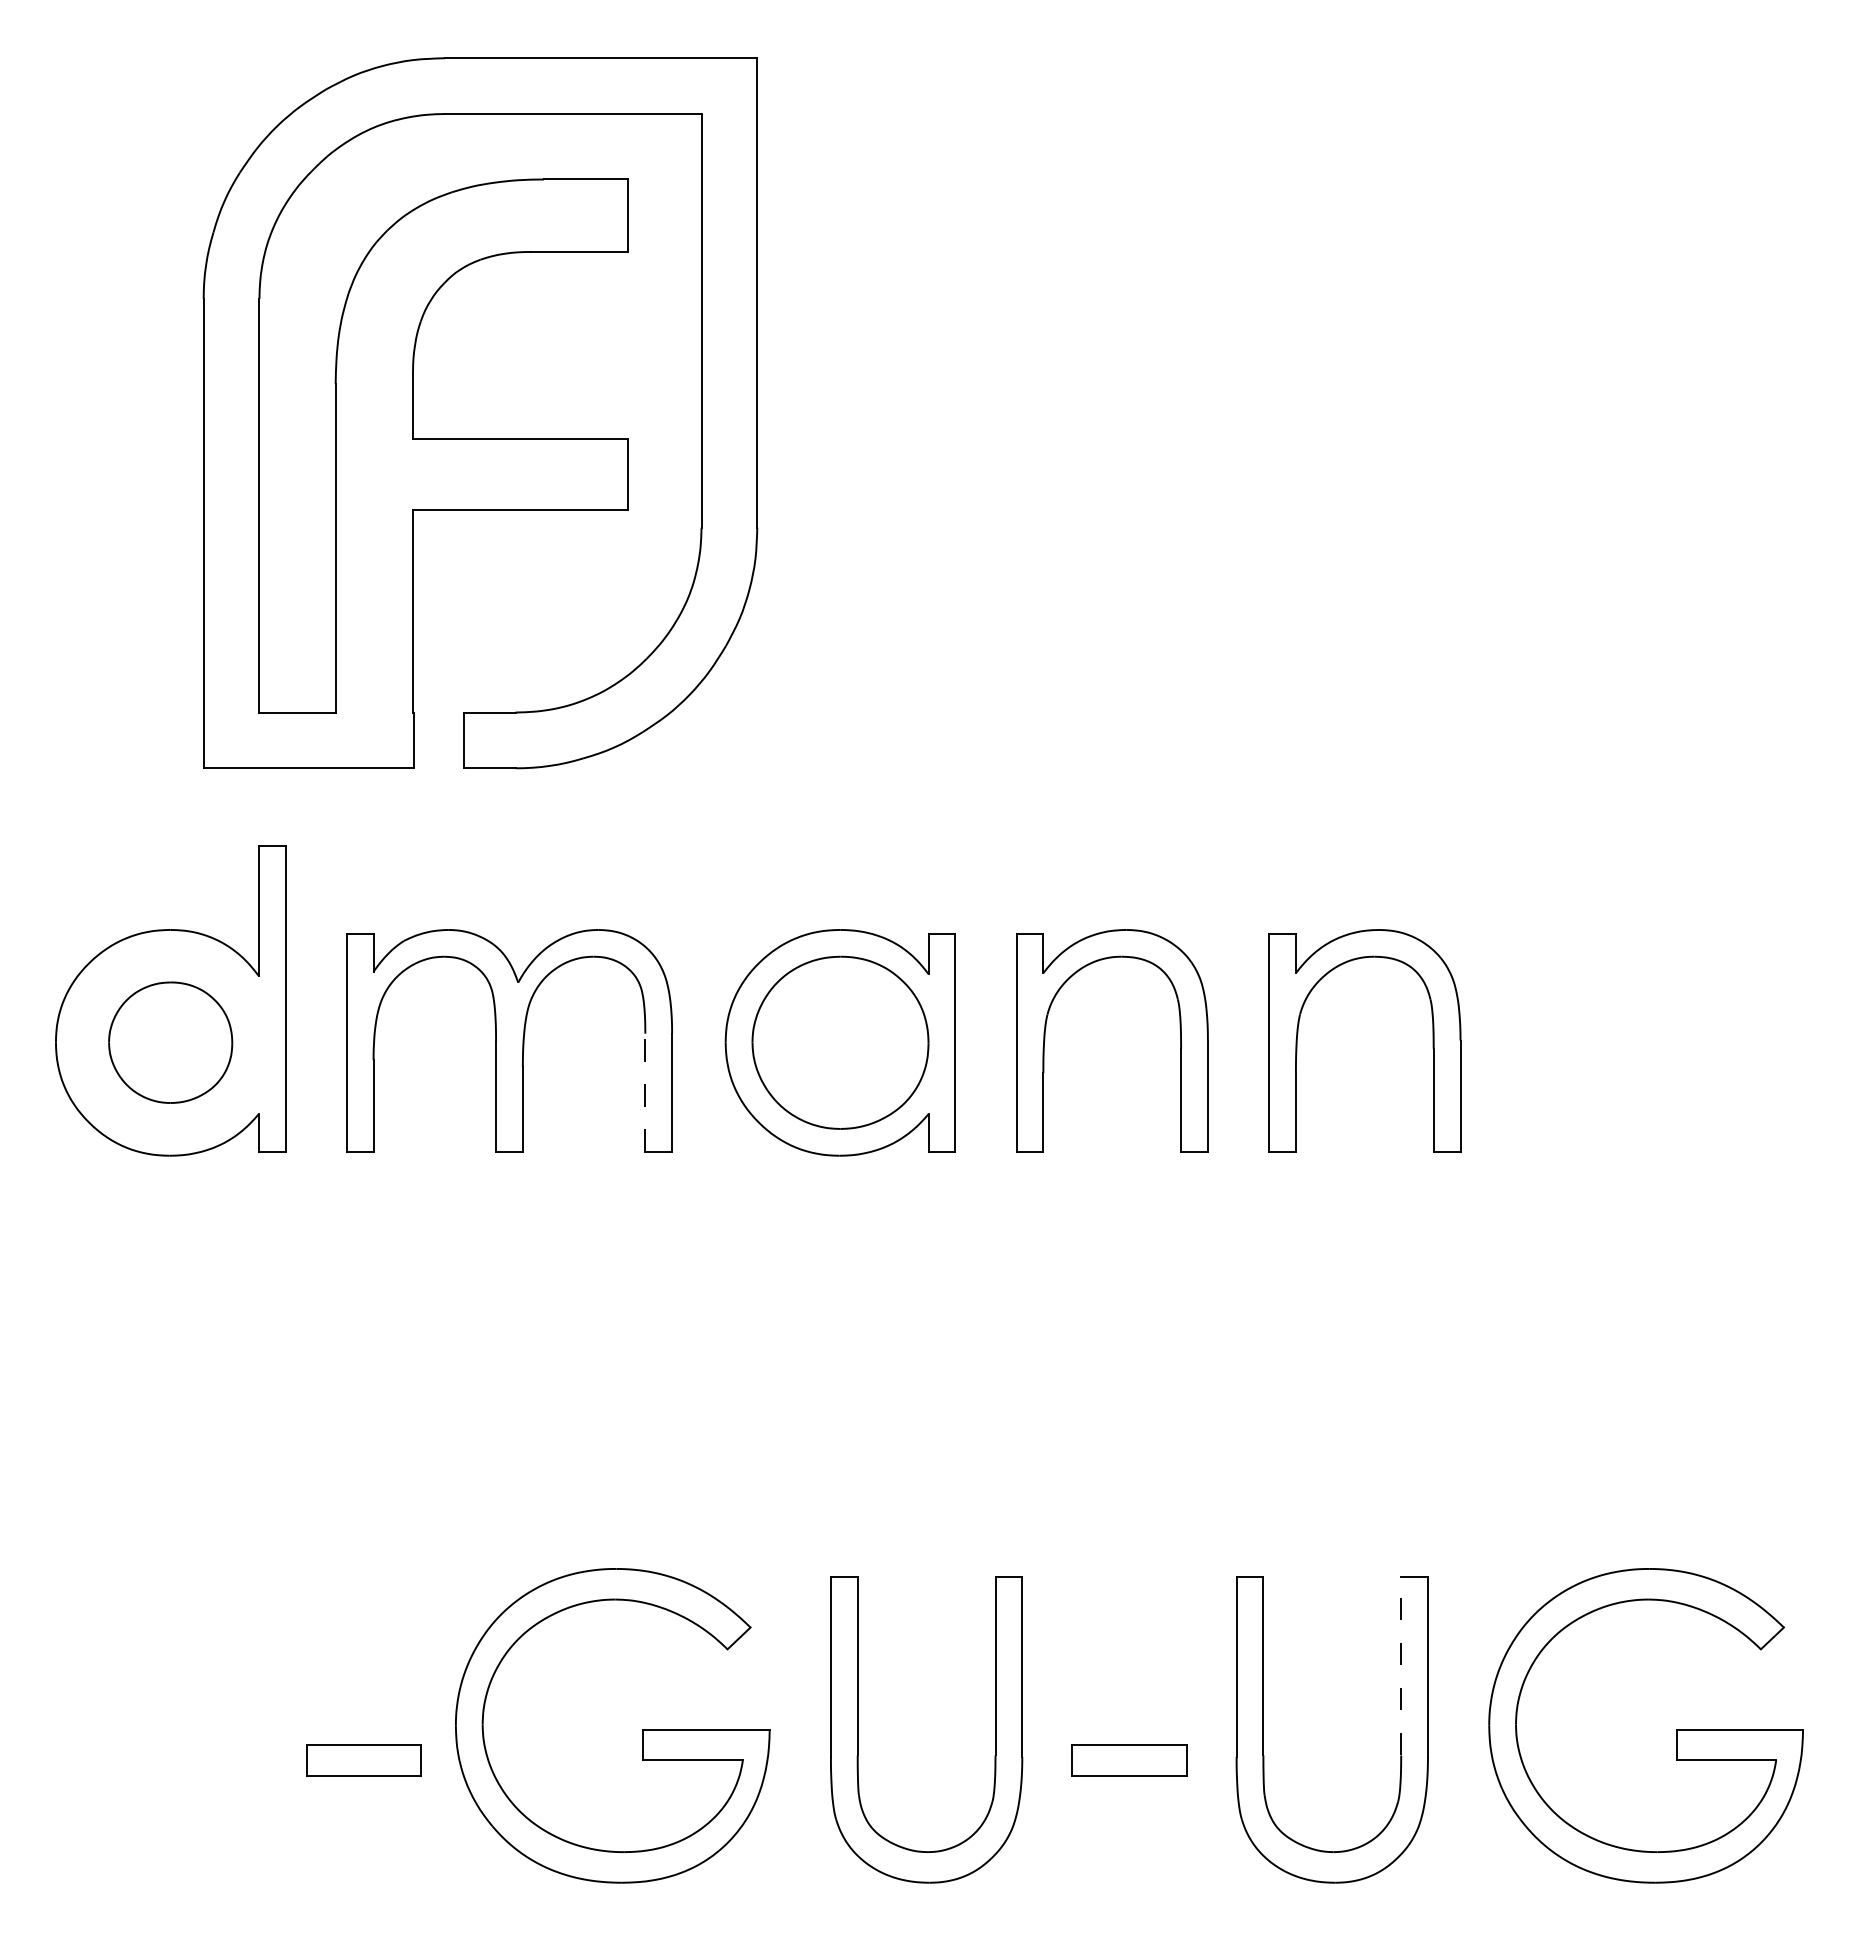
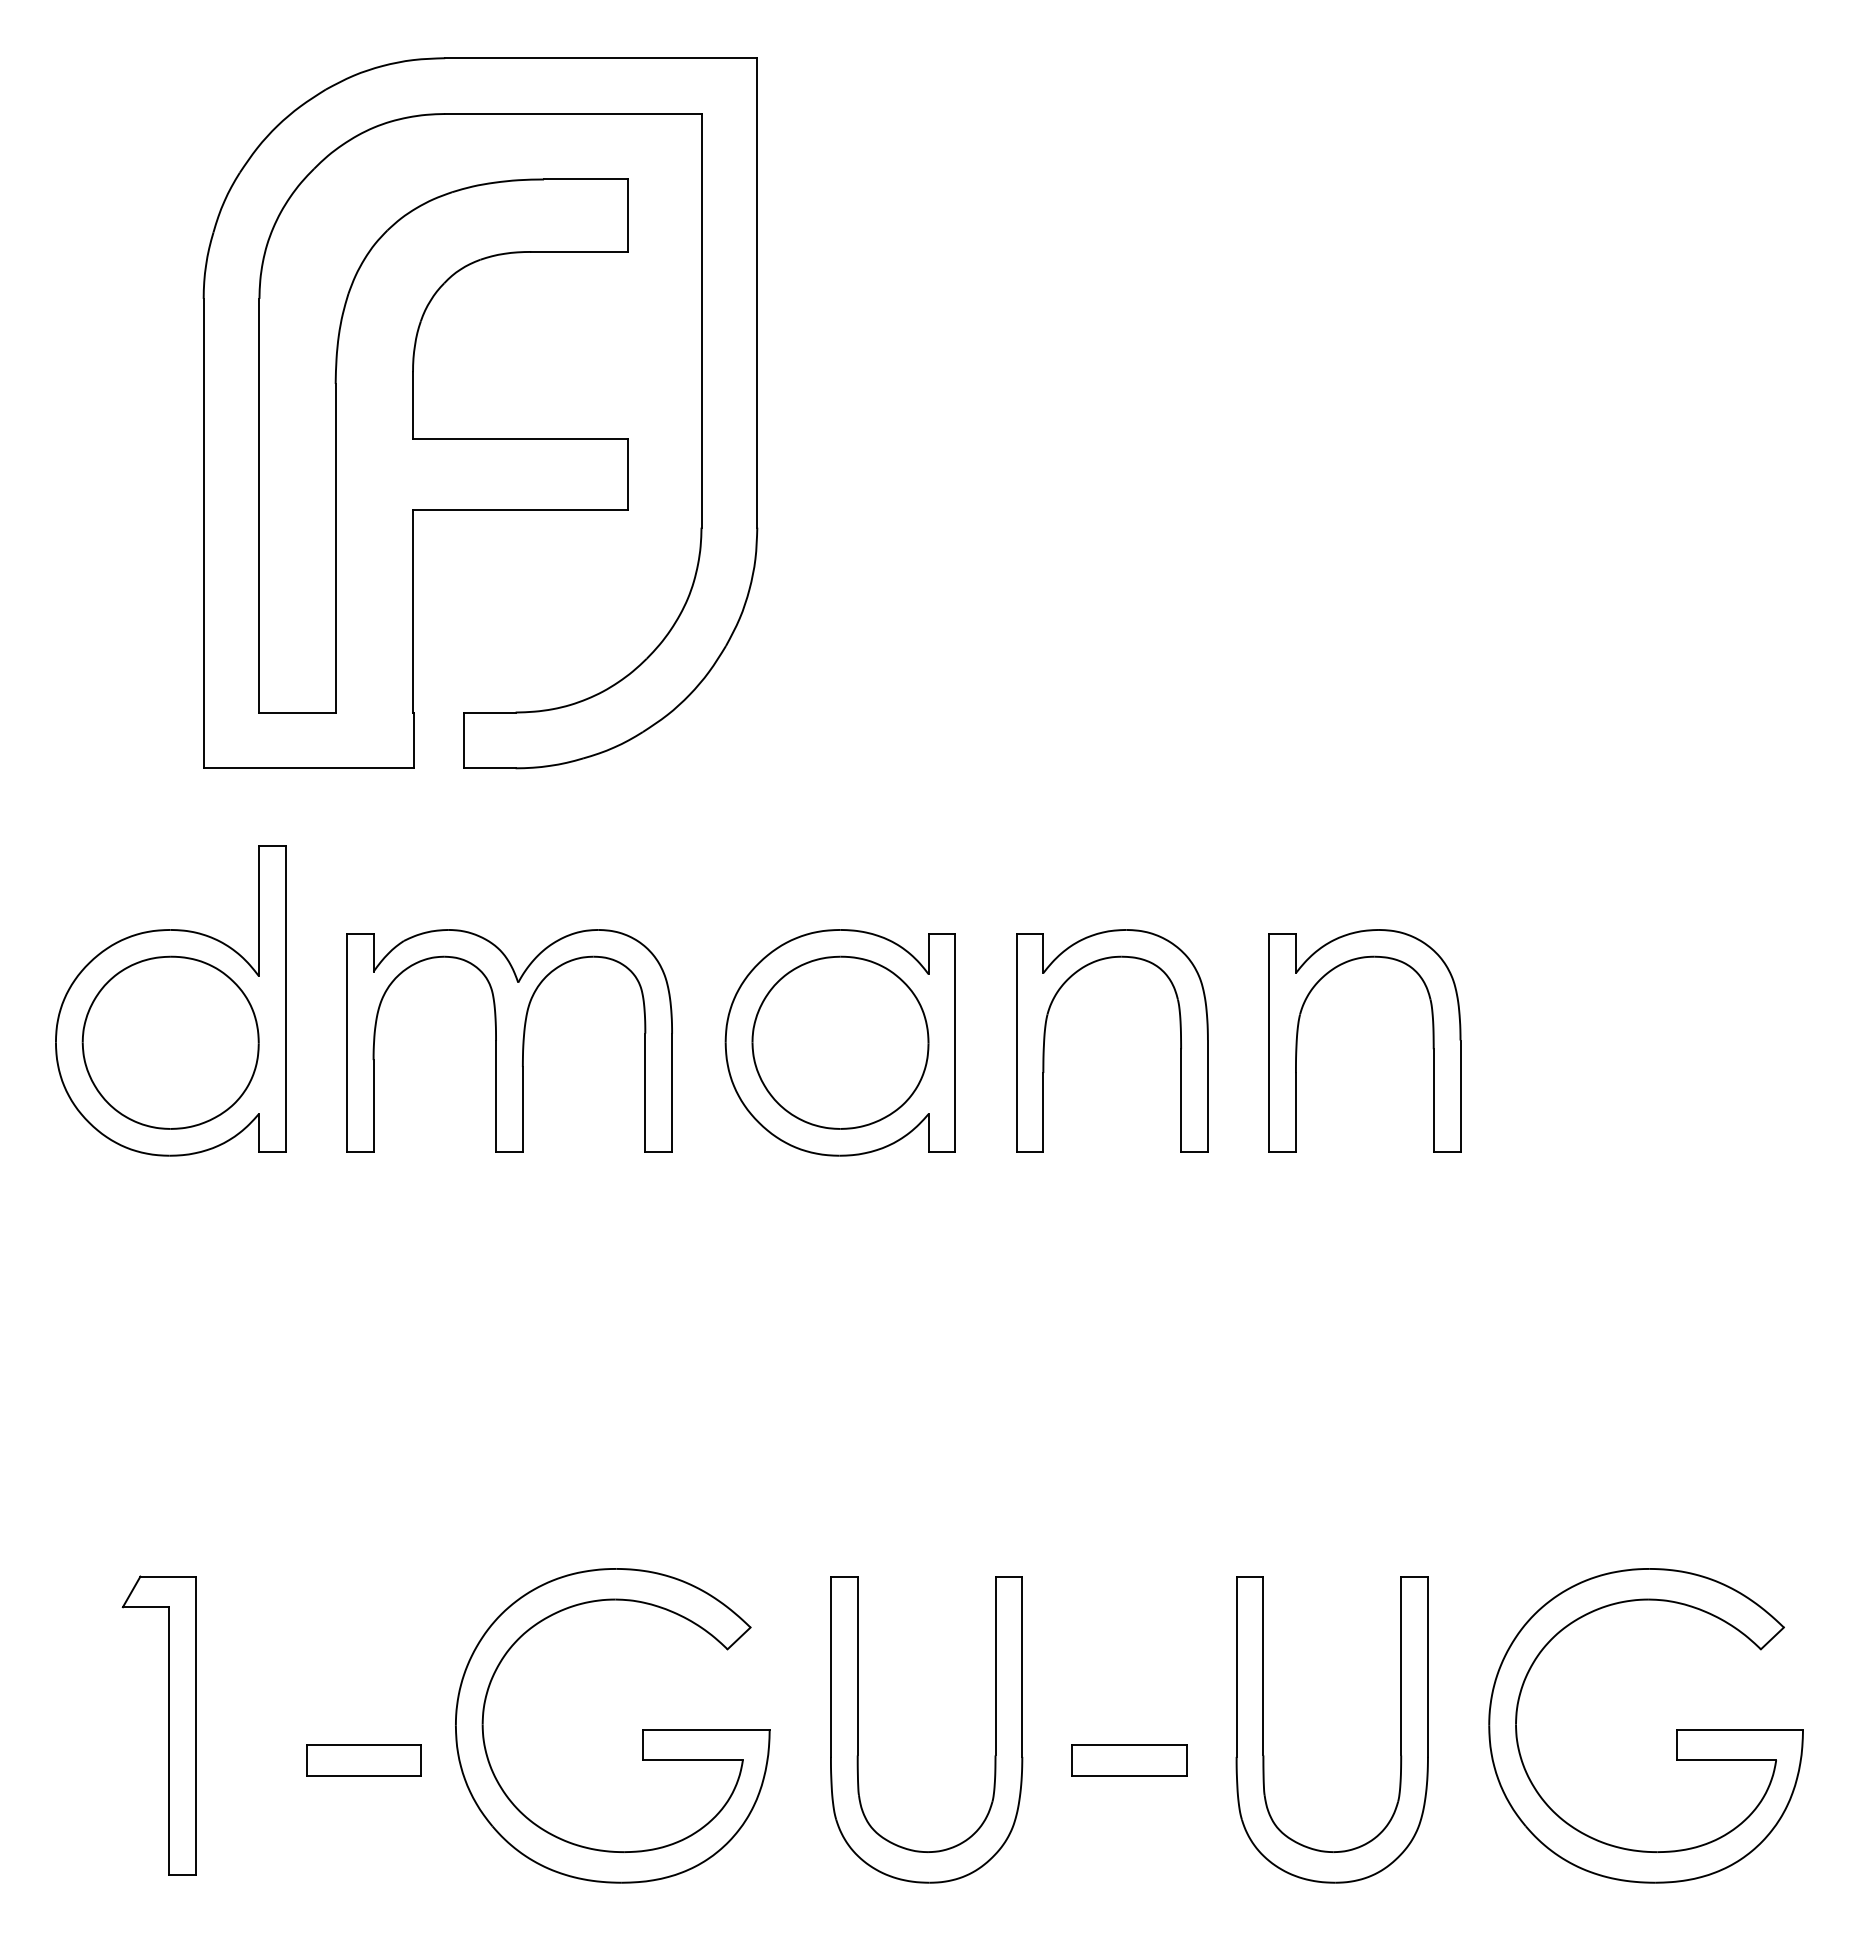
part size: 126x123 px -> 179x175 px (170, 1042)
line: dashed -> solid (645, 1092)
line: dashed -> solid (1401, 1665)
part: none -> present (168, 1725)
